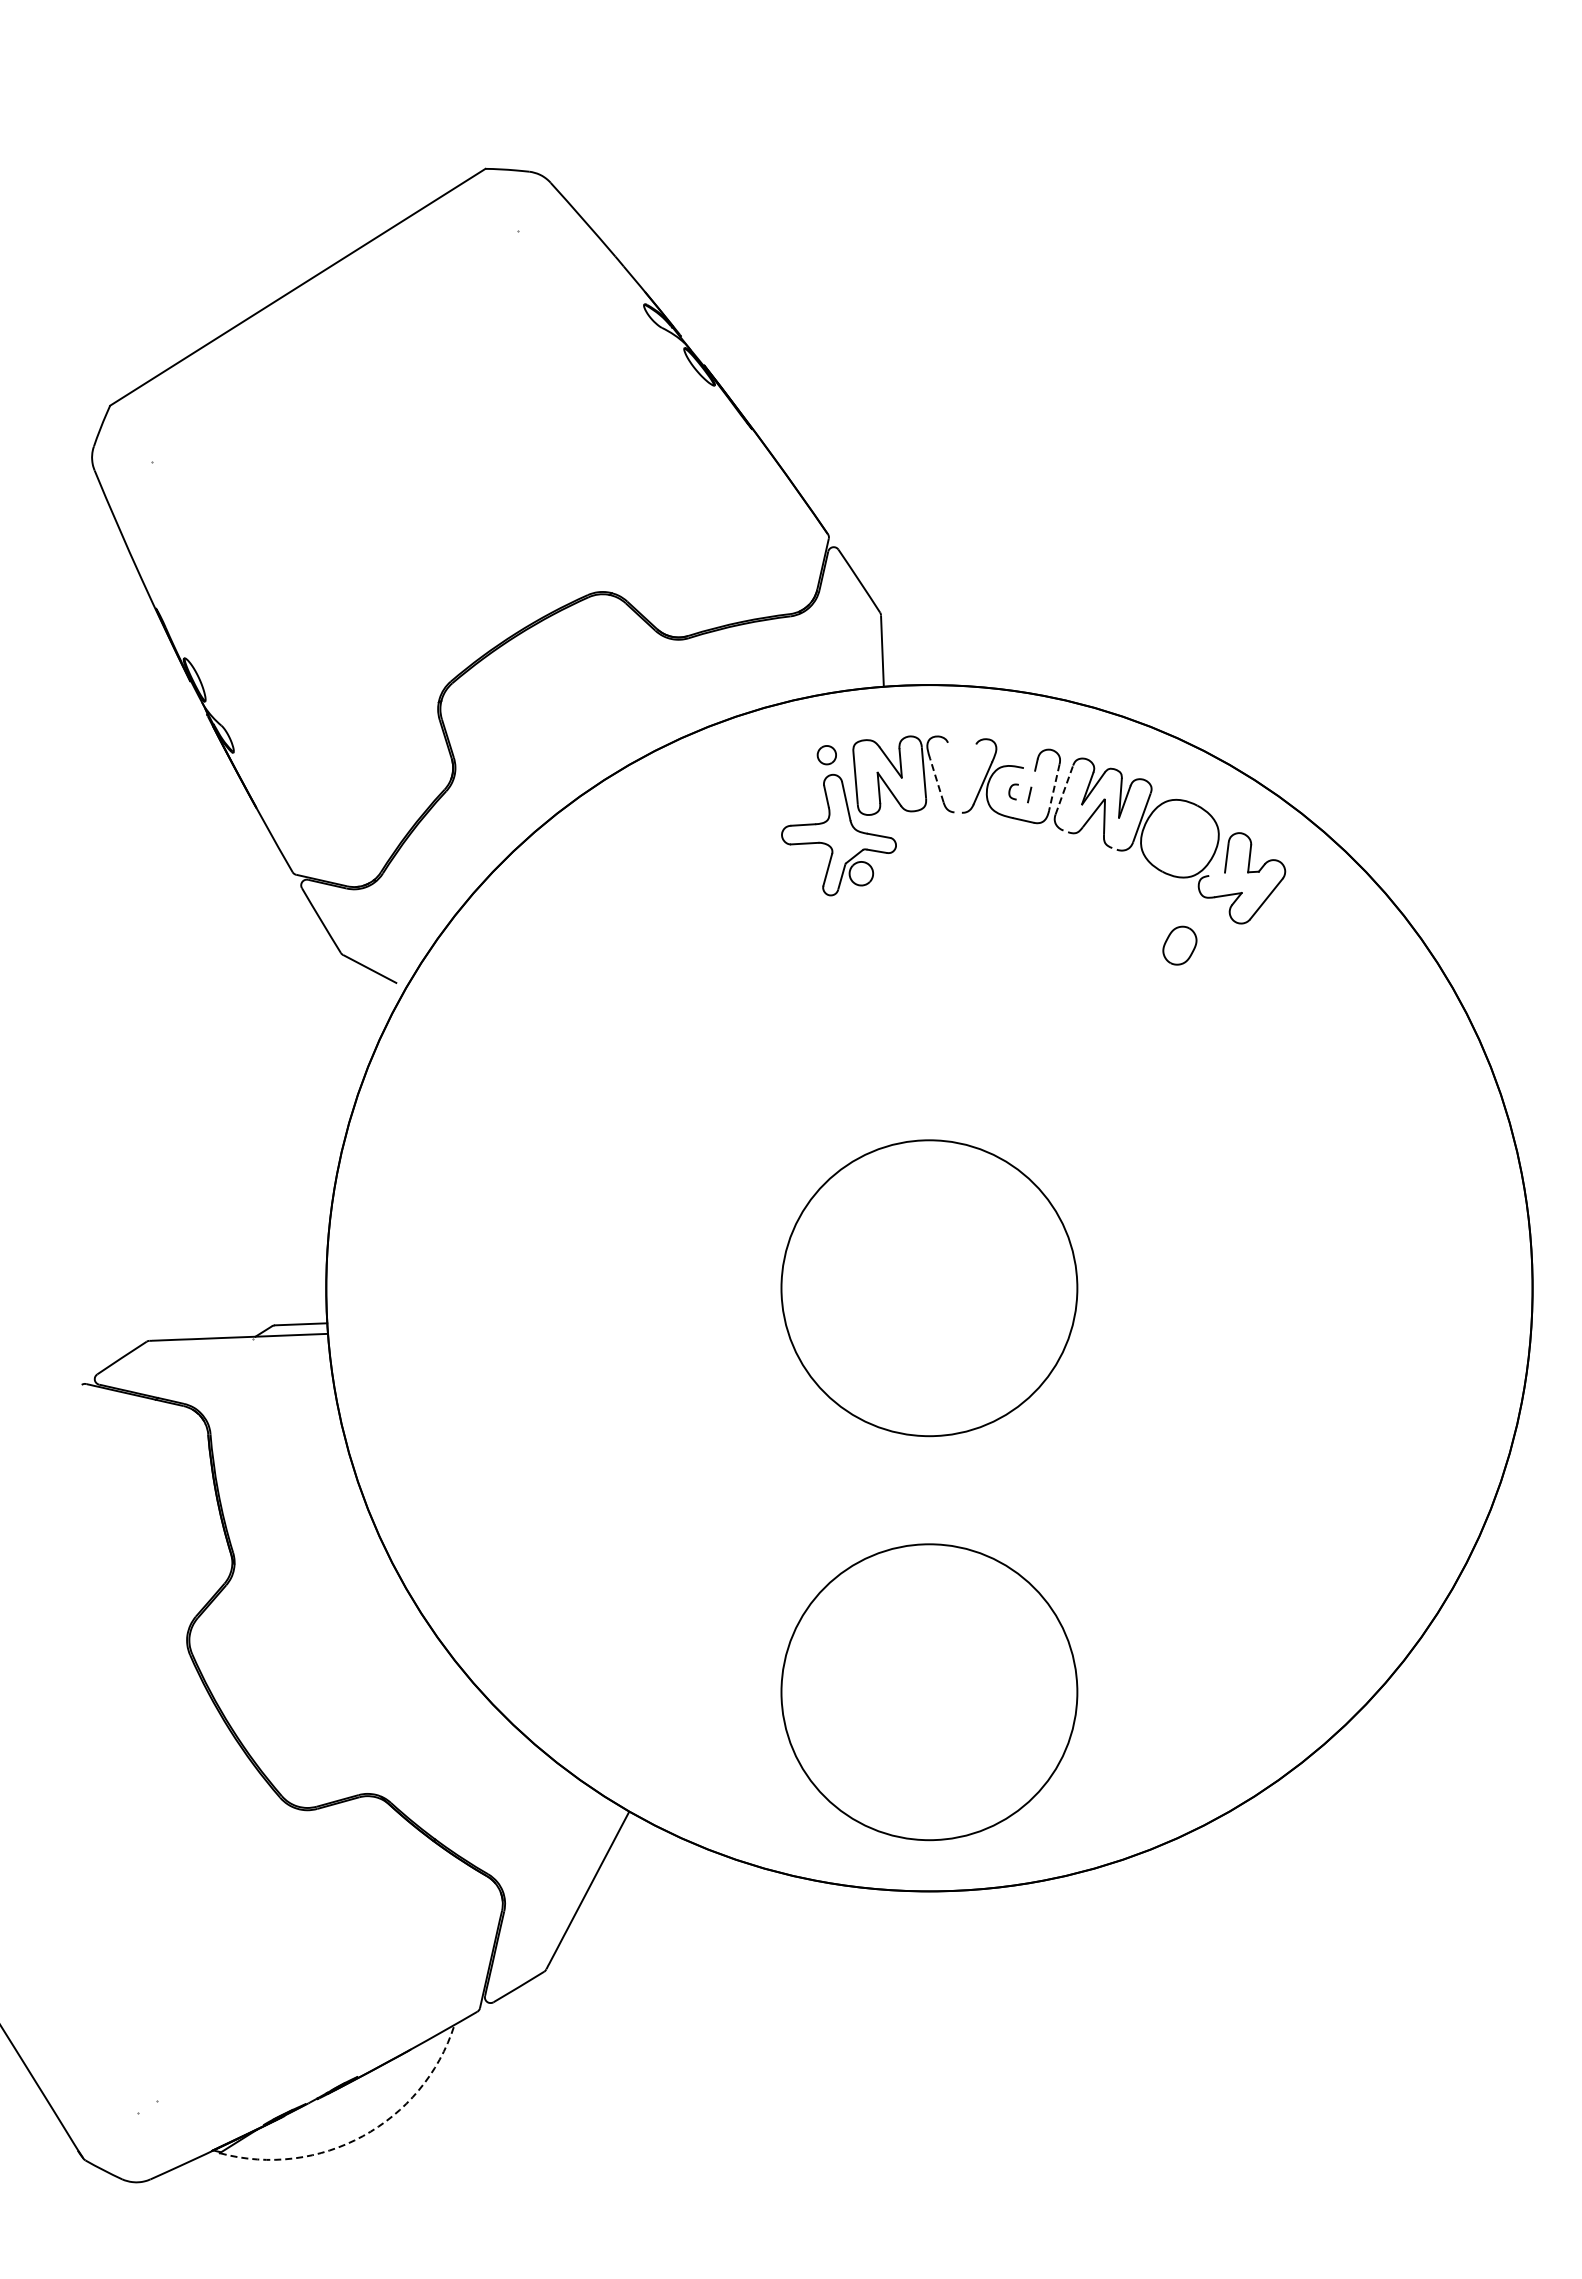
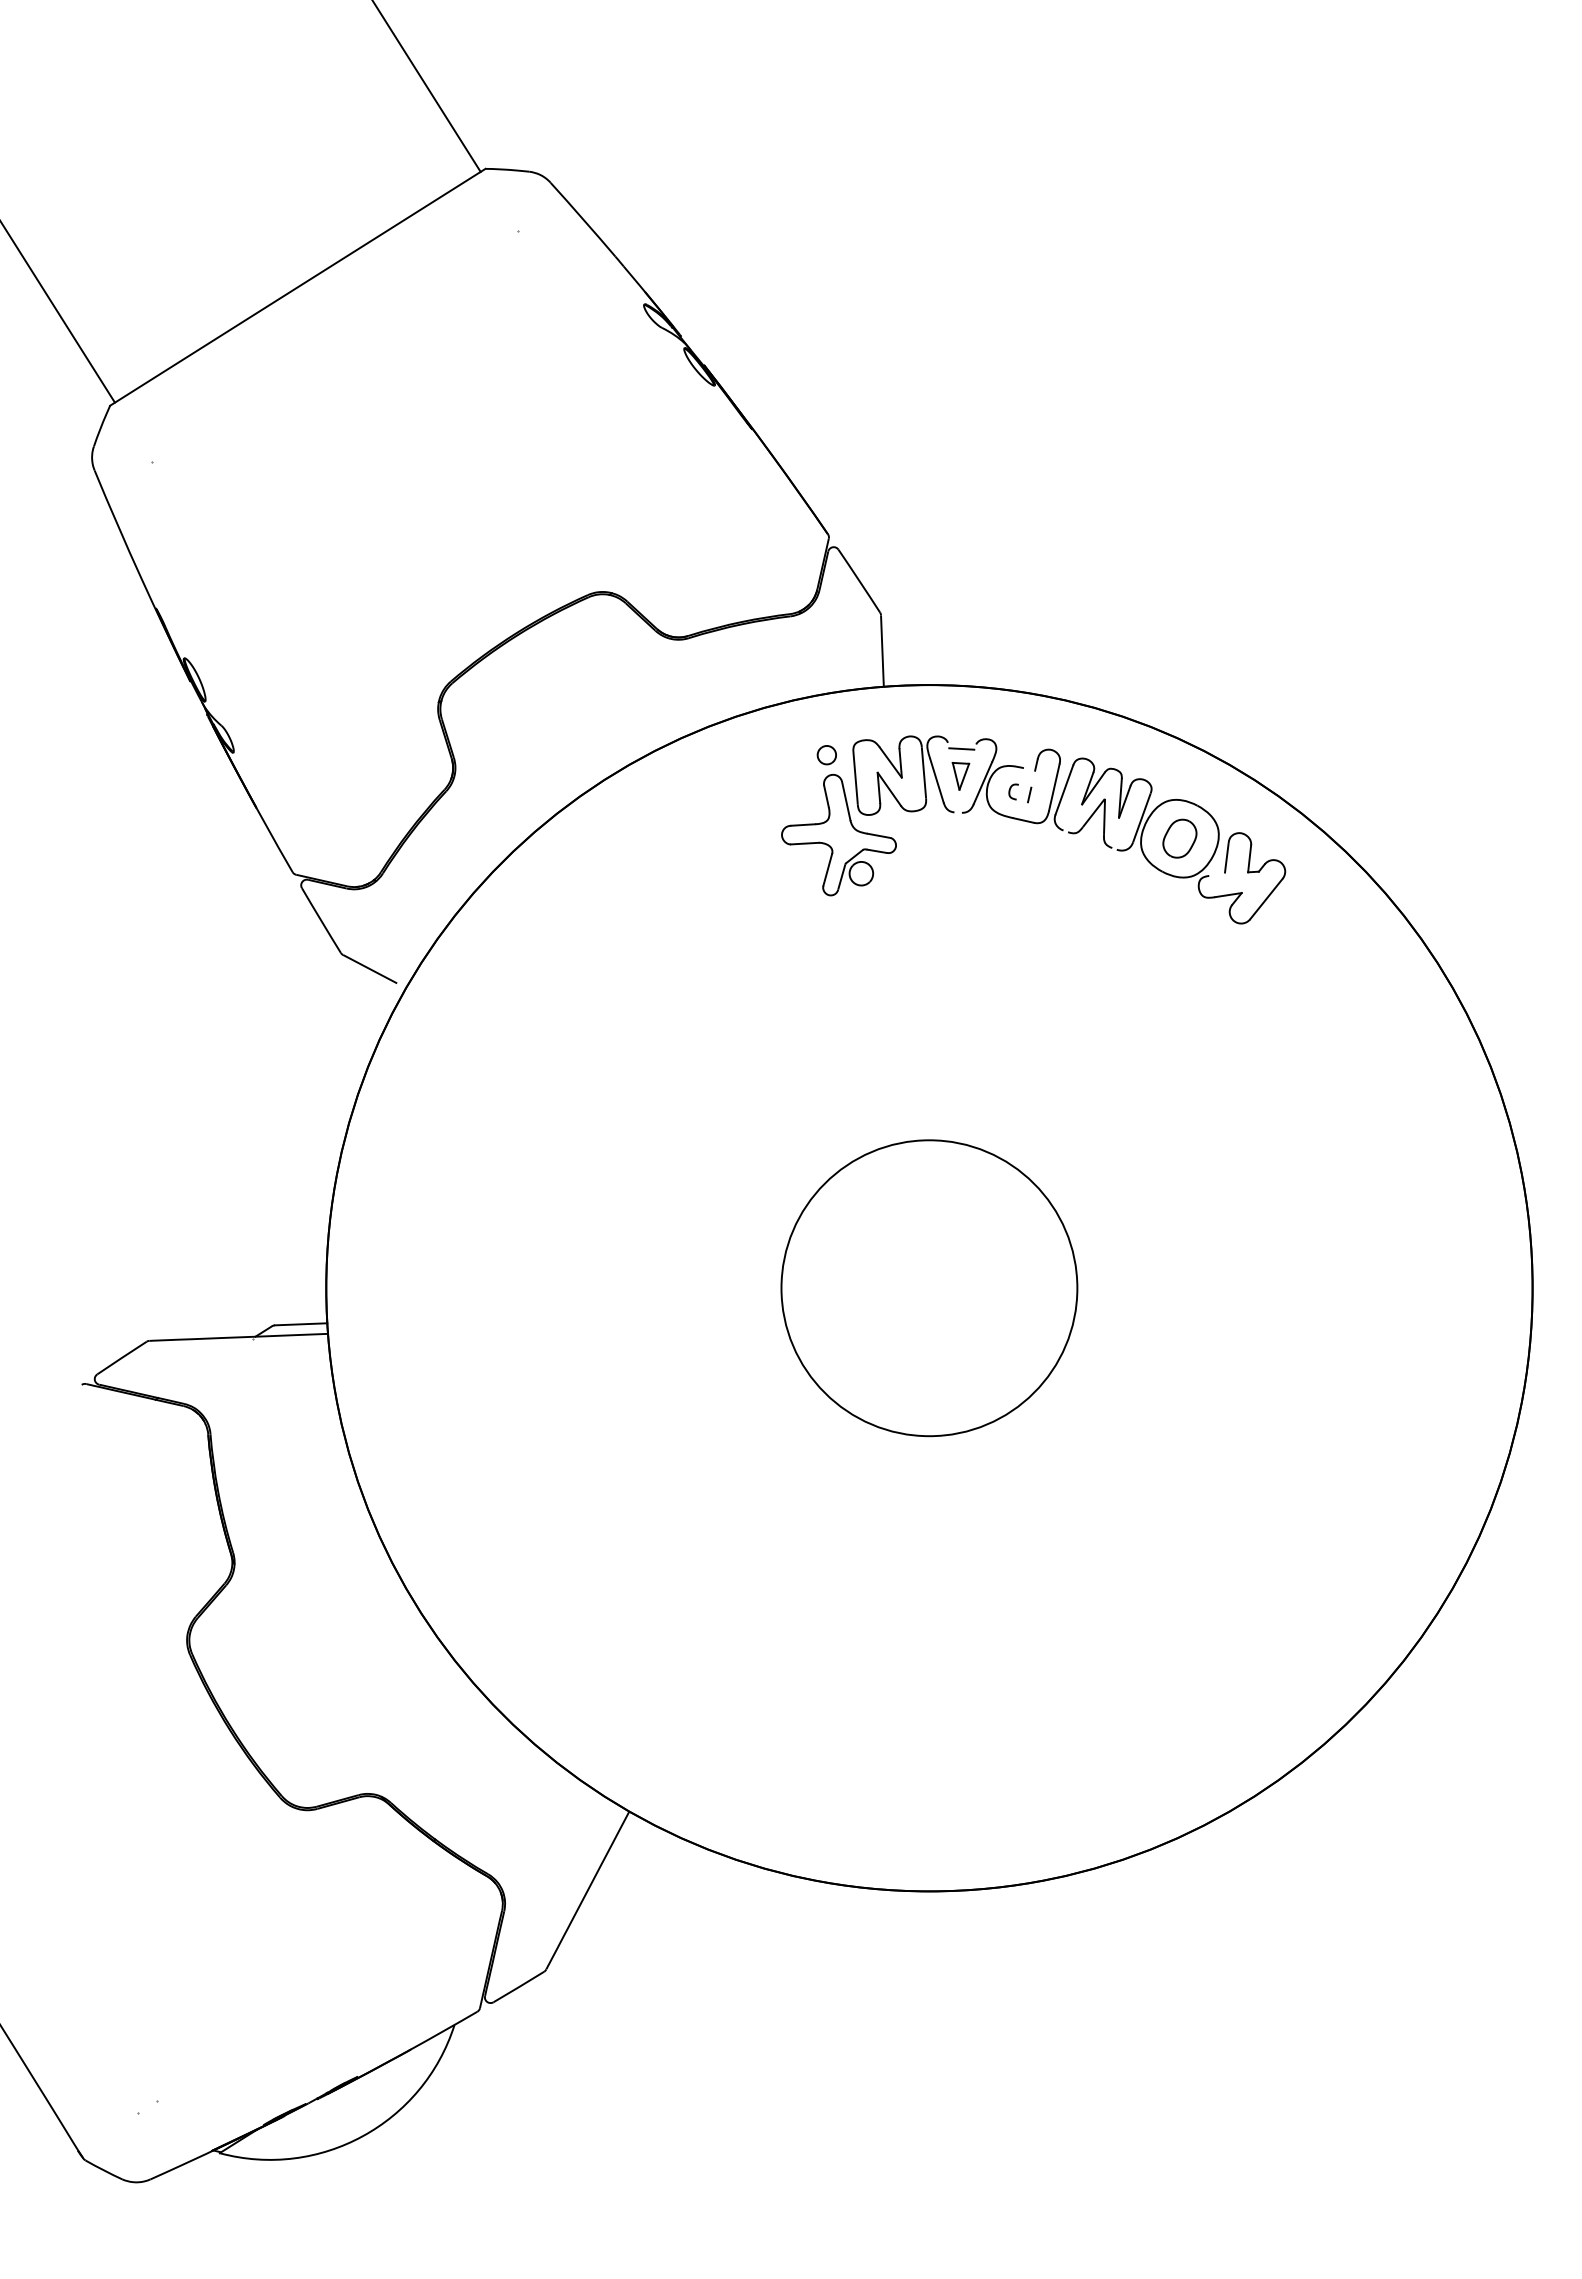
line: none -> present (426, 86)
line: none -> present (58, 313)
line: none -> present (961, 748)
part: none -> present (960, 776)
line: dashed -> solid (936, 780)
line: dashed -> solid (1054, 787)
line: dashed -> solid (1064, 790)
part position: (1179, 945) -> (1179, 838) (1179, 838)
circle: present -> none (929, 1692)
arc: dashed -> solid (362, 2136)
